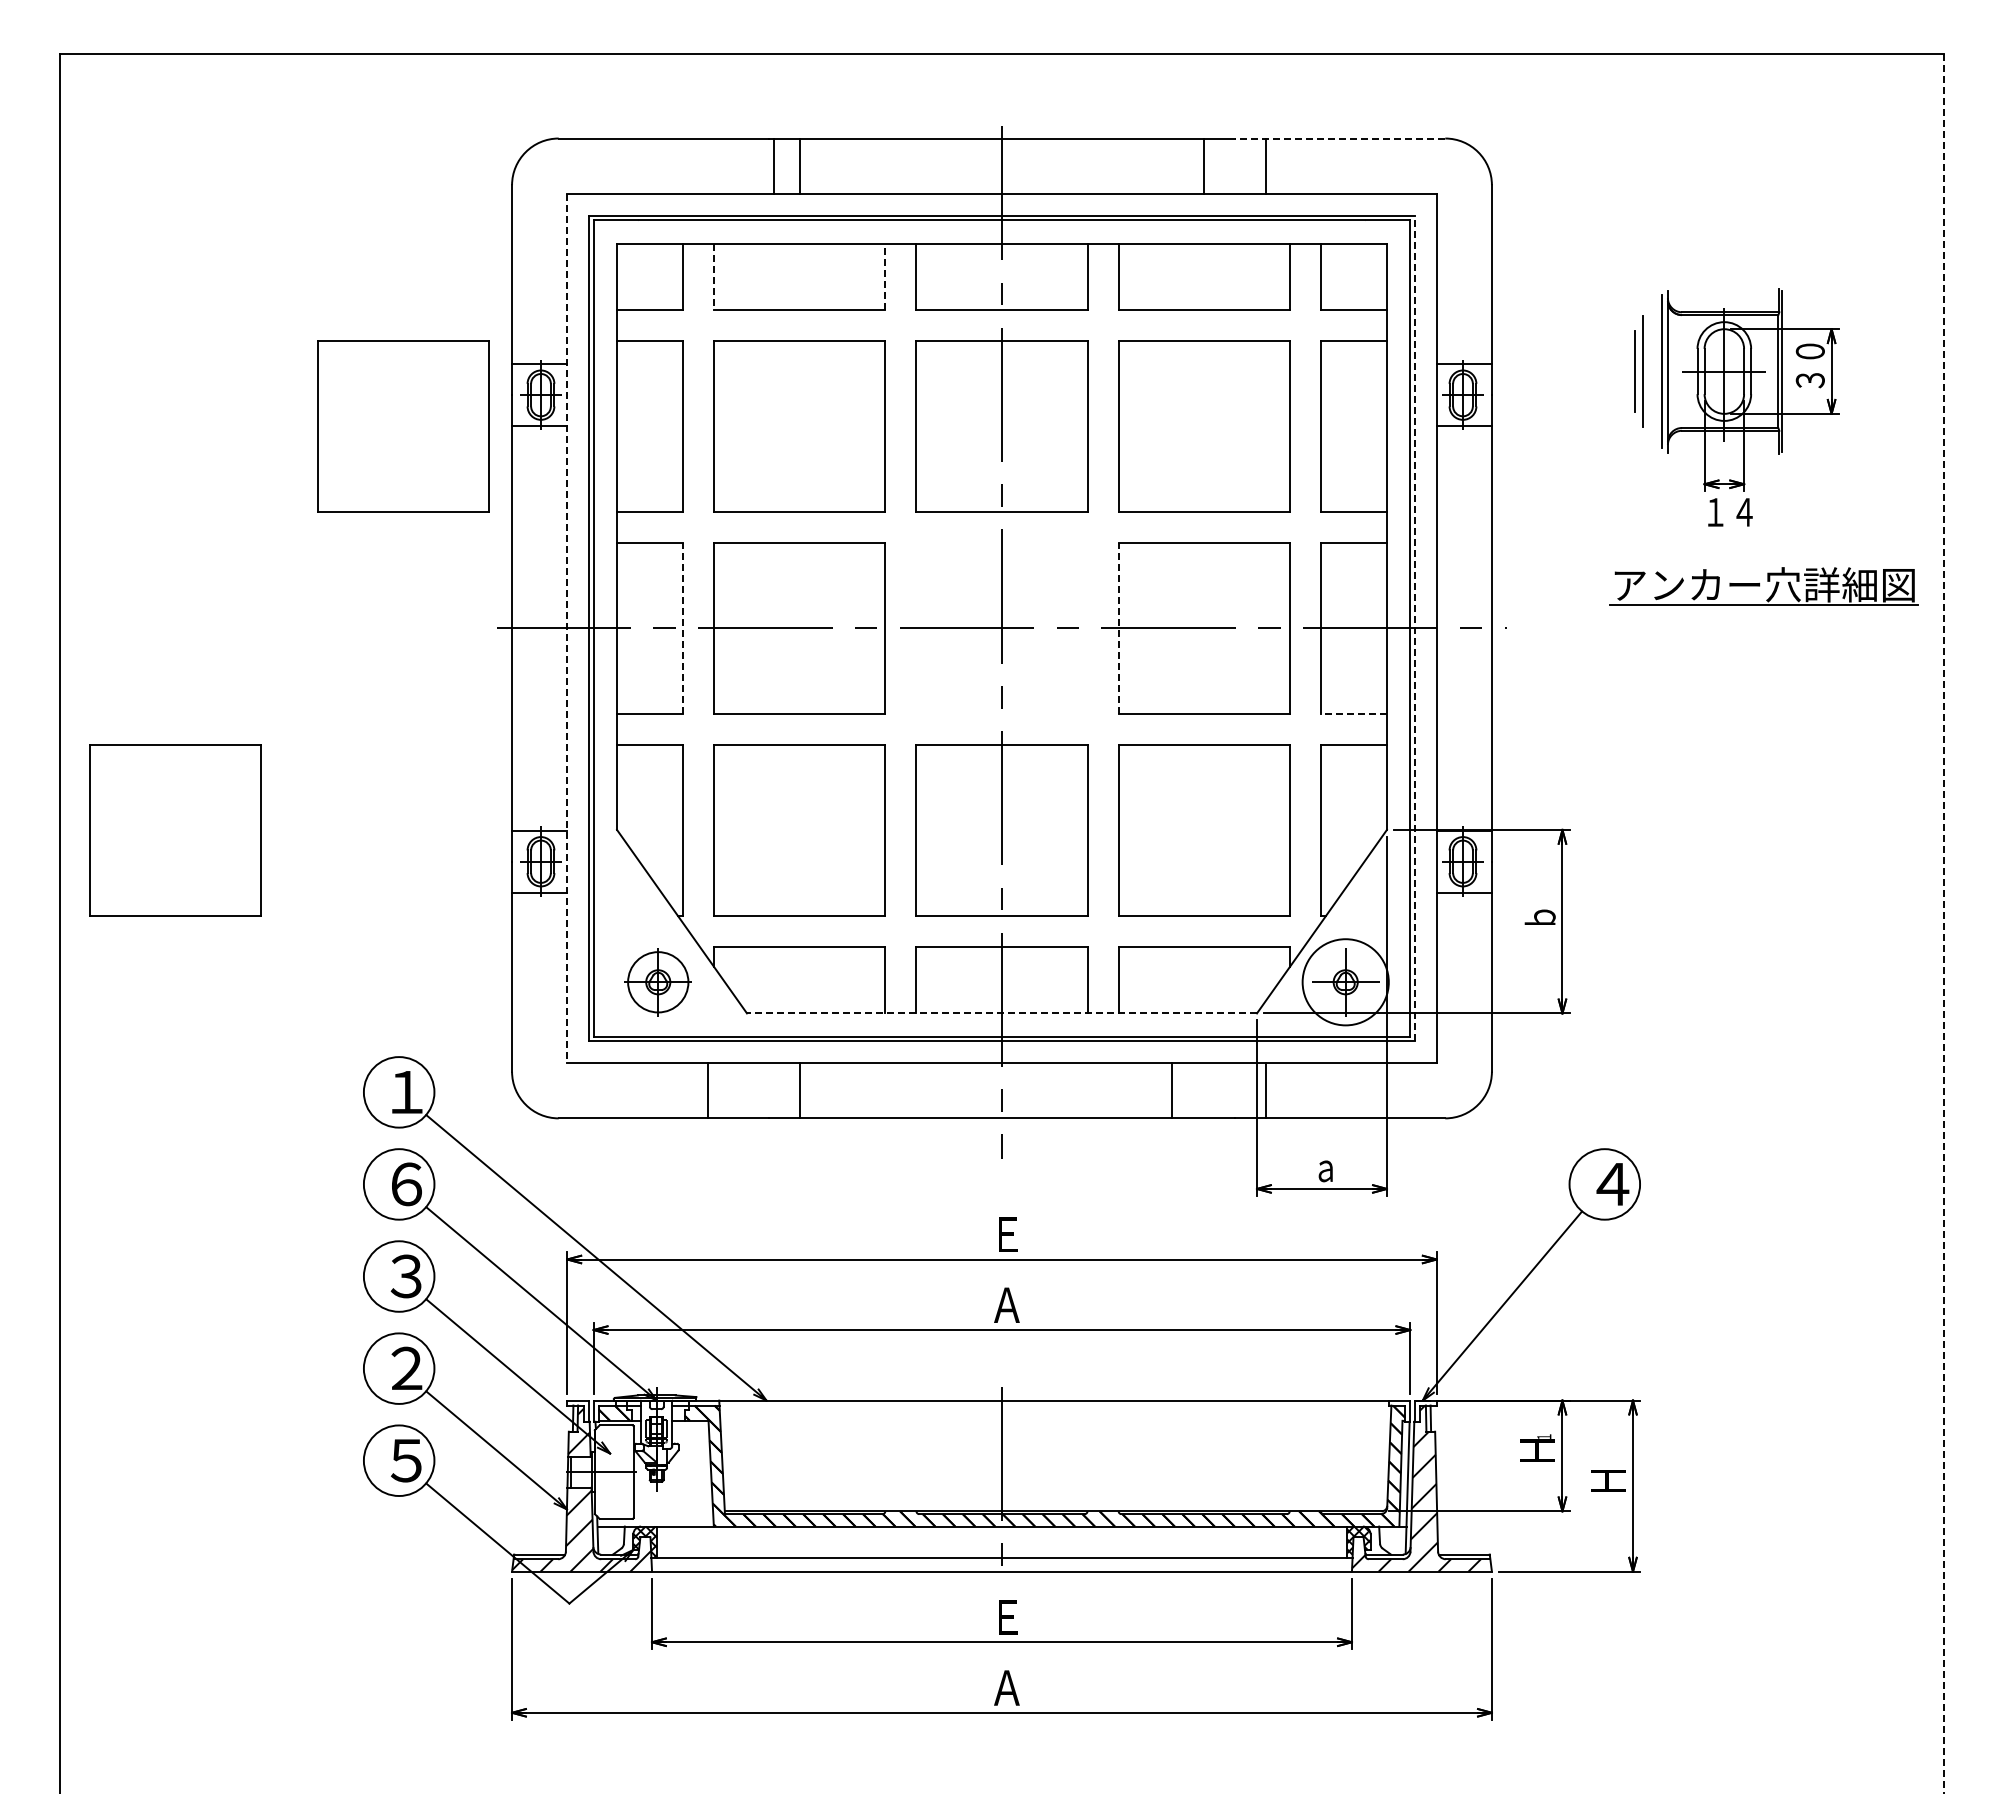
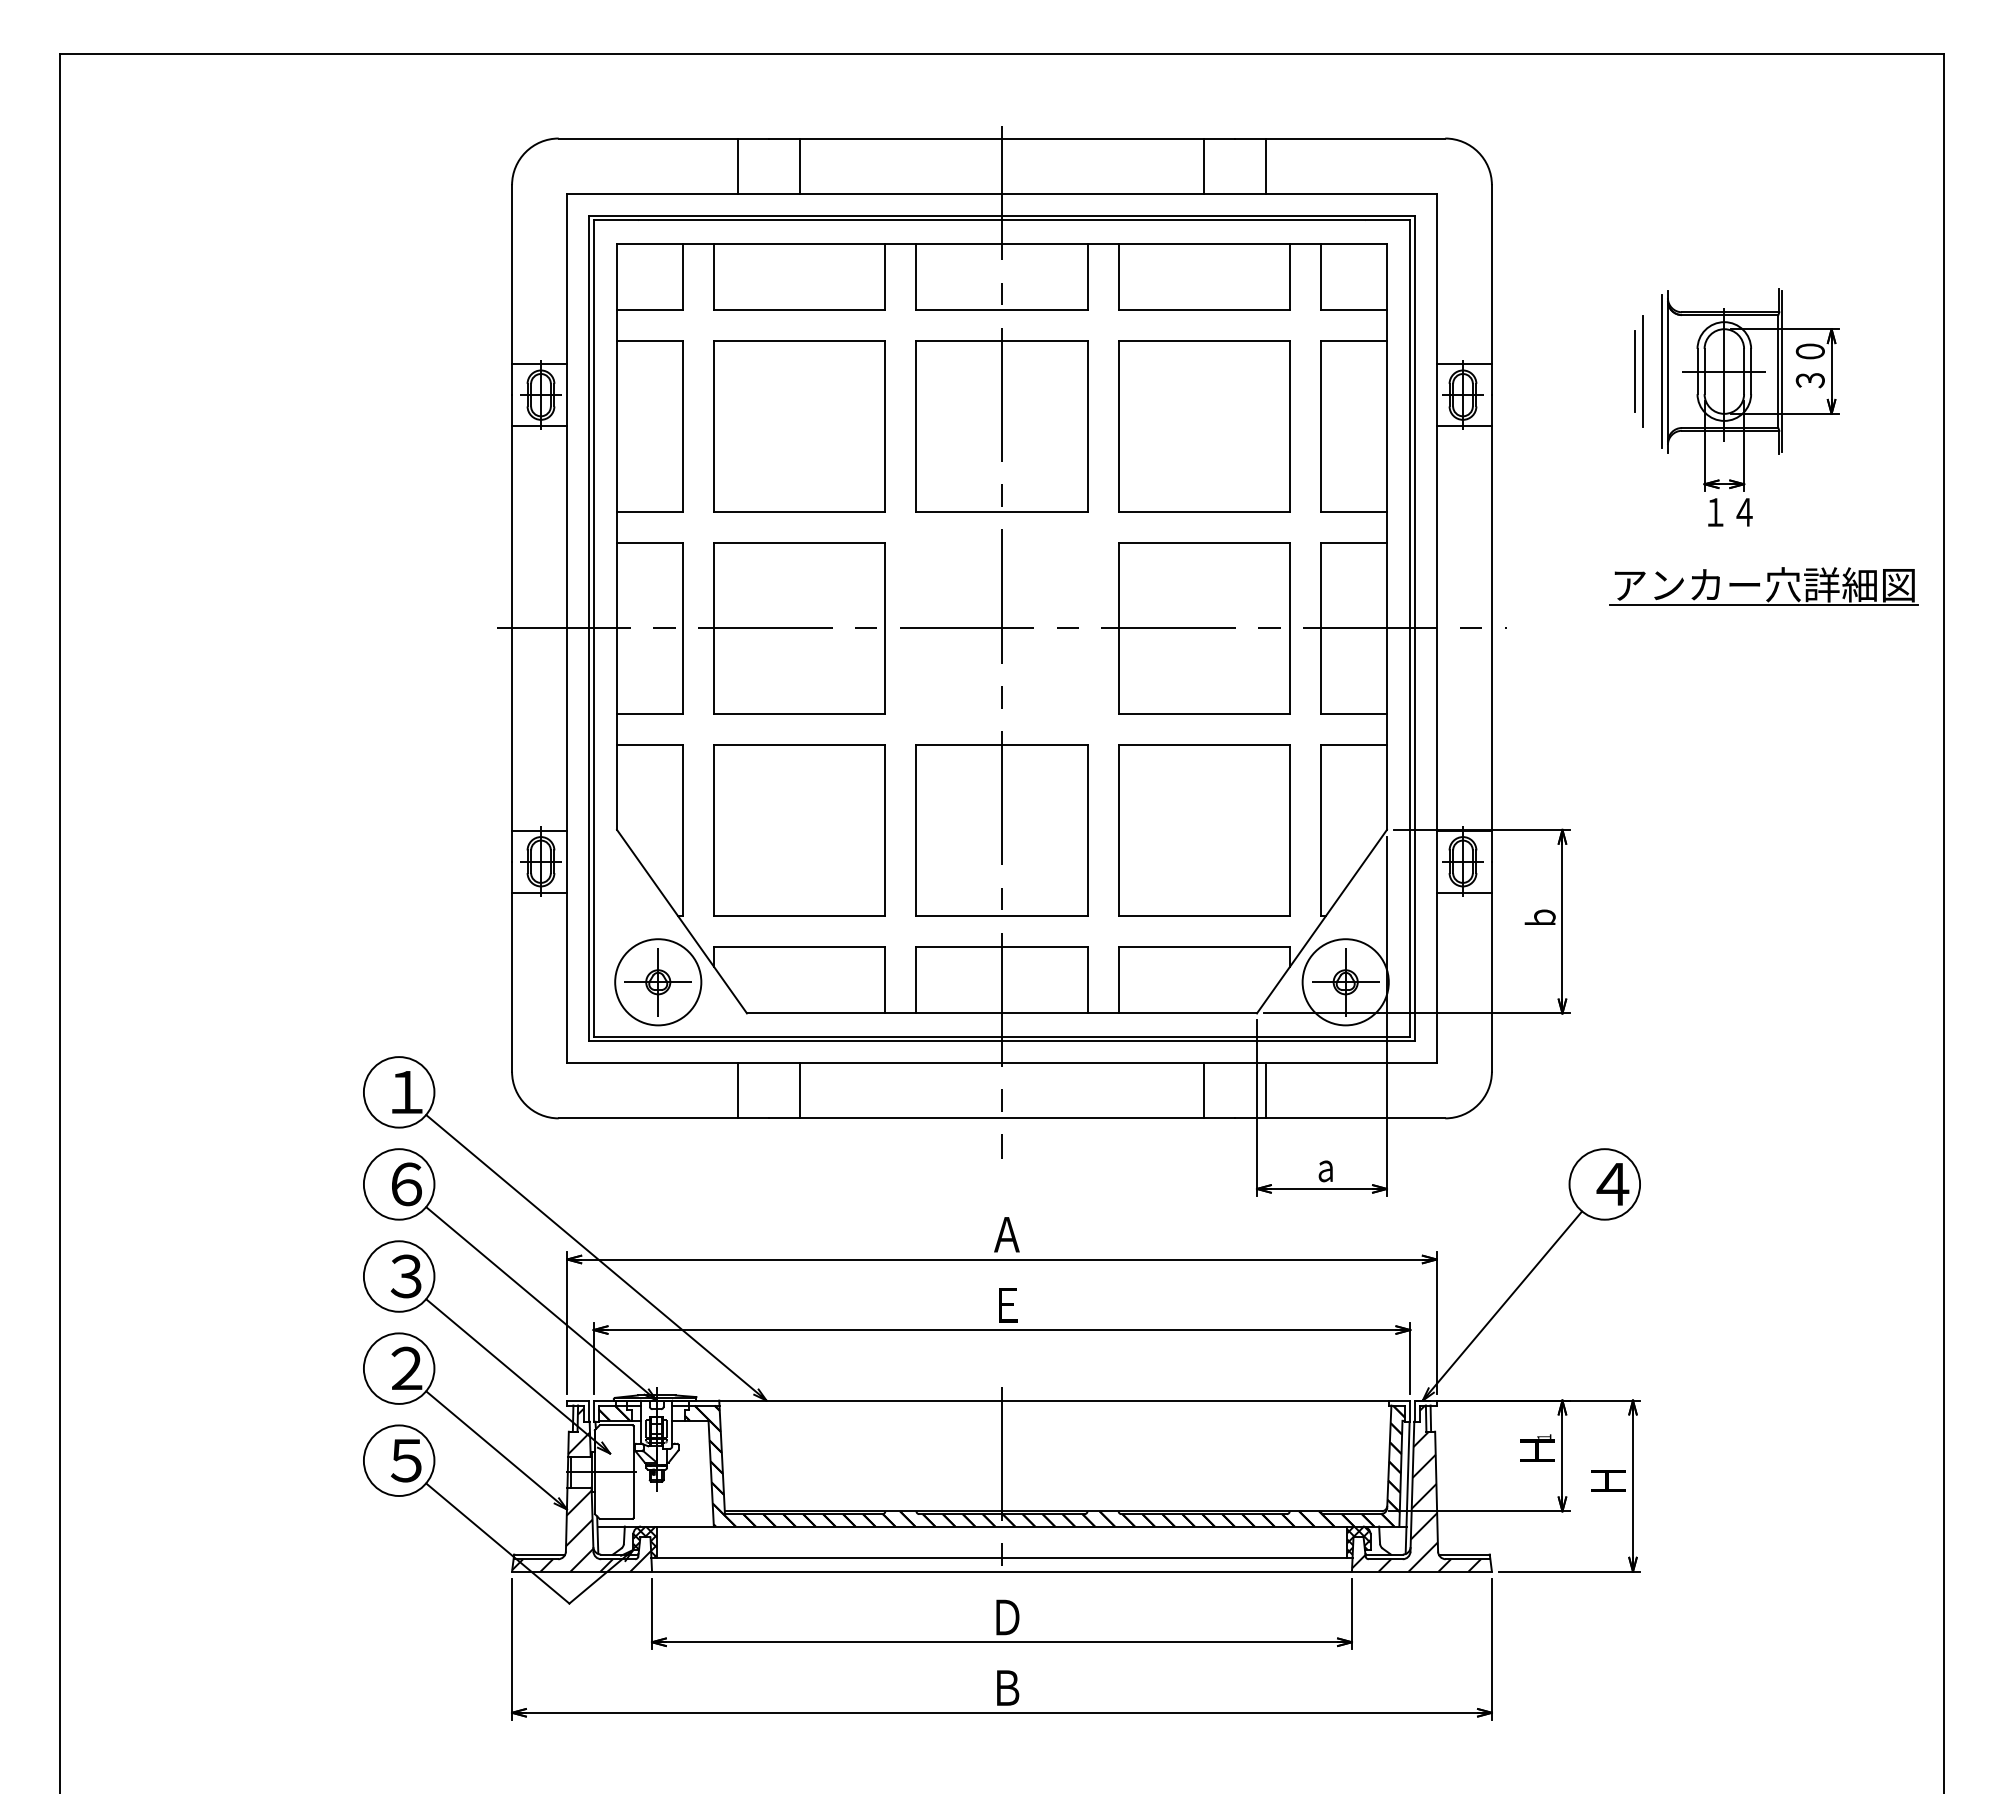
line: dashed -> solid (1340, 138)
line position: (773, 165) -> (737, 165) (737, 165)
line: dashed -> solid (885, 276)
line: dashed -> solid (714, 277)
part: present -> none (403, 426)
line: dashed -> solid (567, 628)
line: dashed -> solid (683, 628)
line: dashed -> solid (1118, 628)
line: dashed -> solid (1414, 628)
line: dashed -> solid (1353, 714)
part: present -> none (175, 830)
line: dashed -> solid (1943, 923)
circle diameter: 60 px -> 86 px (658, 982)
line: dashed -> solid (1001, 1013)
line position: (707, 1090) -> (737, 1090) (737, 1090)
line position: (1172, 1090) -> (1204, 1090) (1204, 1090)
text: Ｅ -> Ａ (1006, 1234)
text: Ａ -> Ｅ (1006, 1304)
text: Ｅ -> Ｄ (1007, 1617)
text: Ａ -> Ｂ (1006, 1687)
